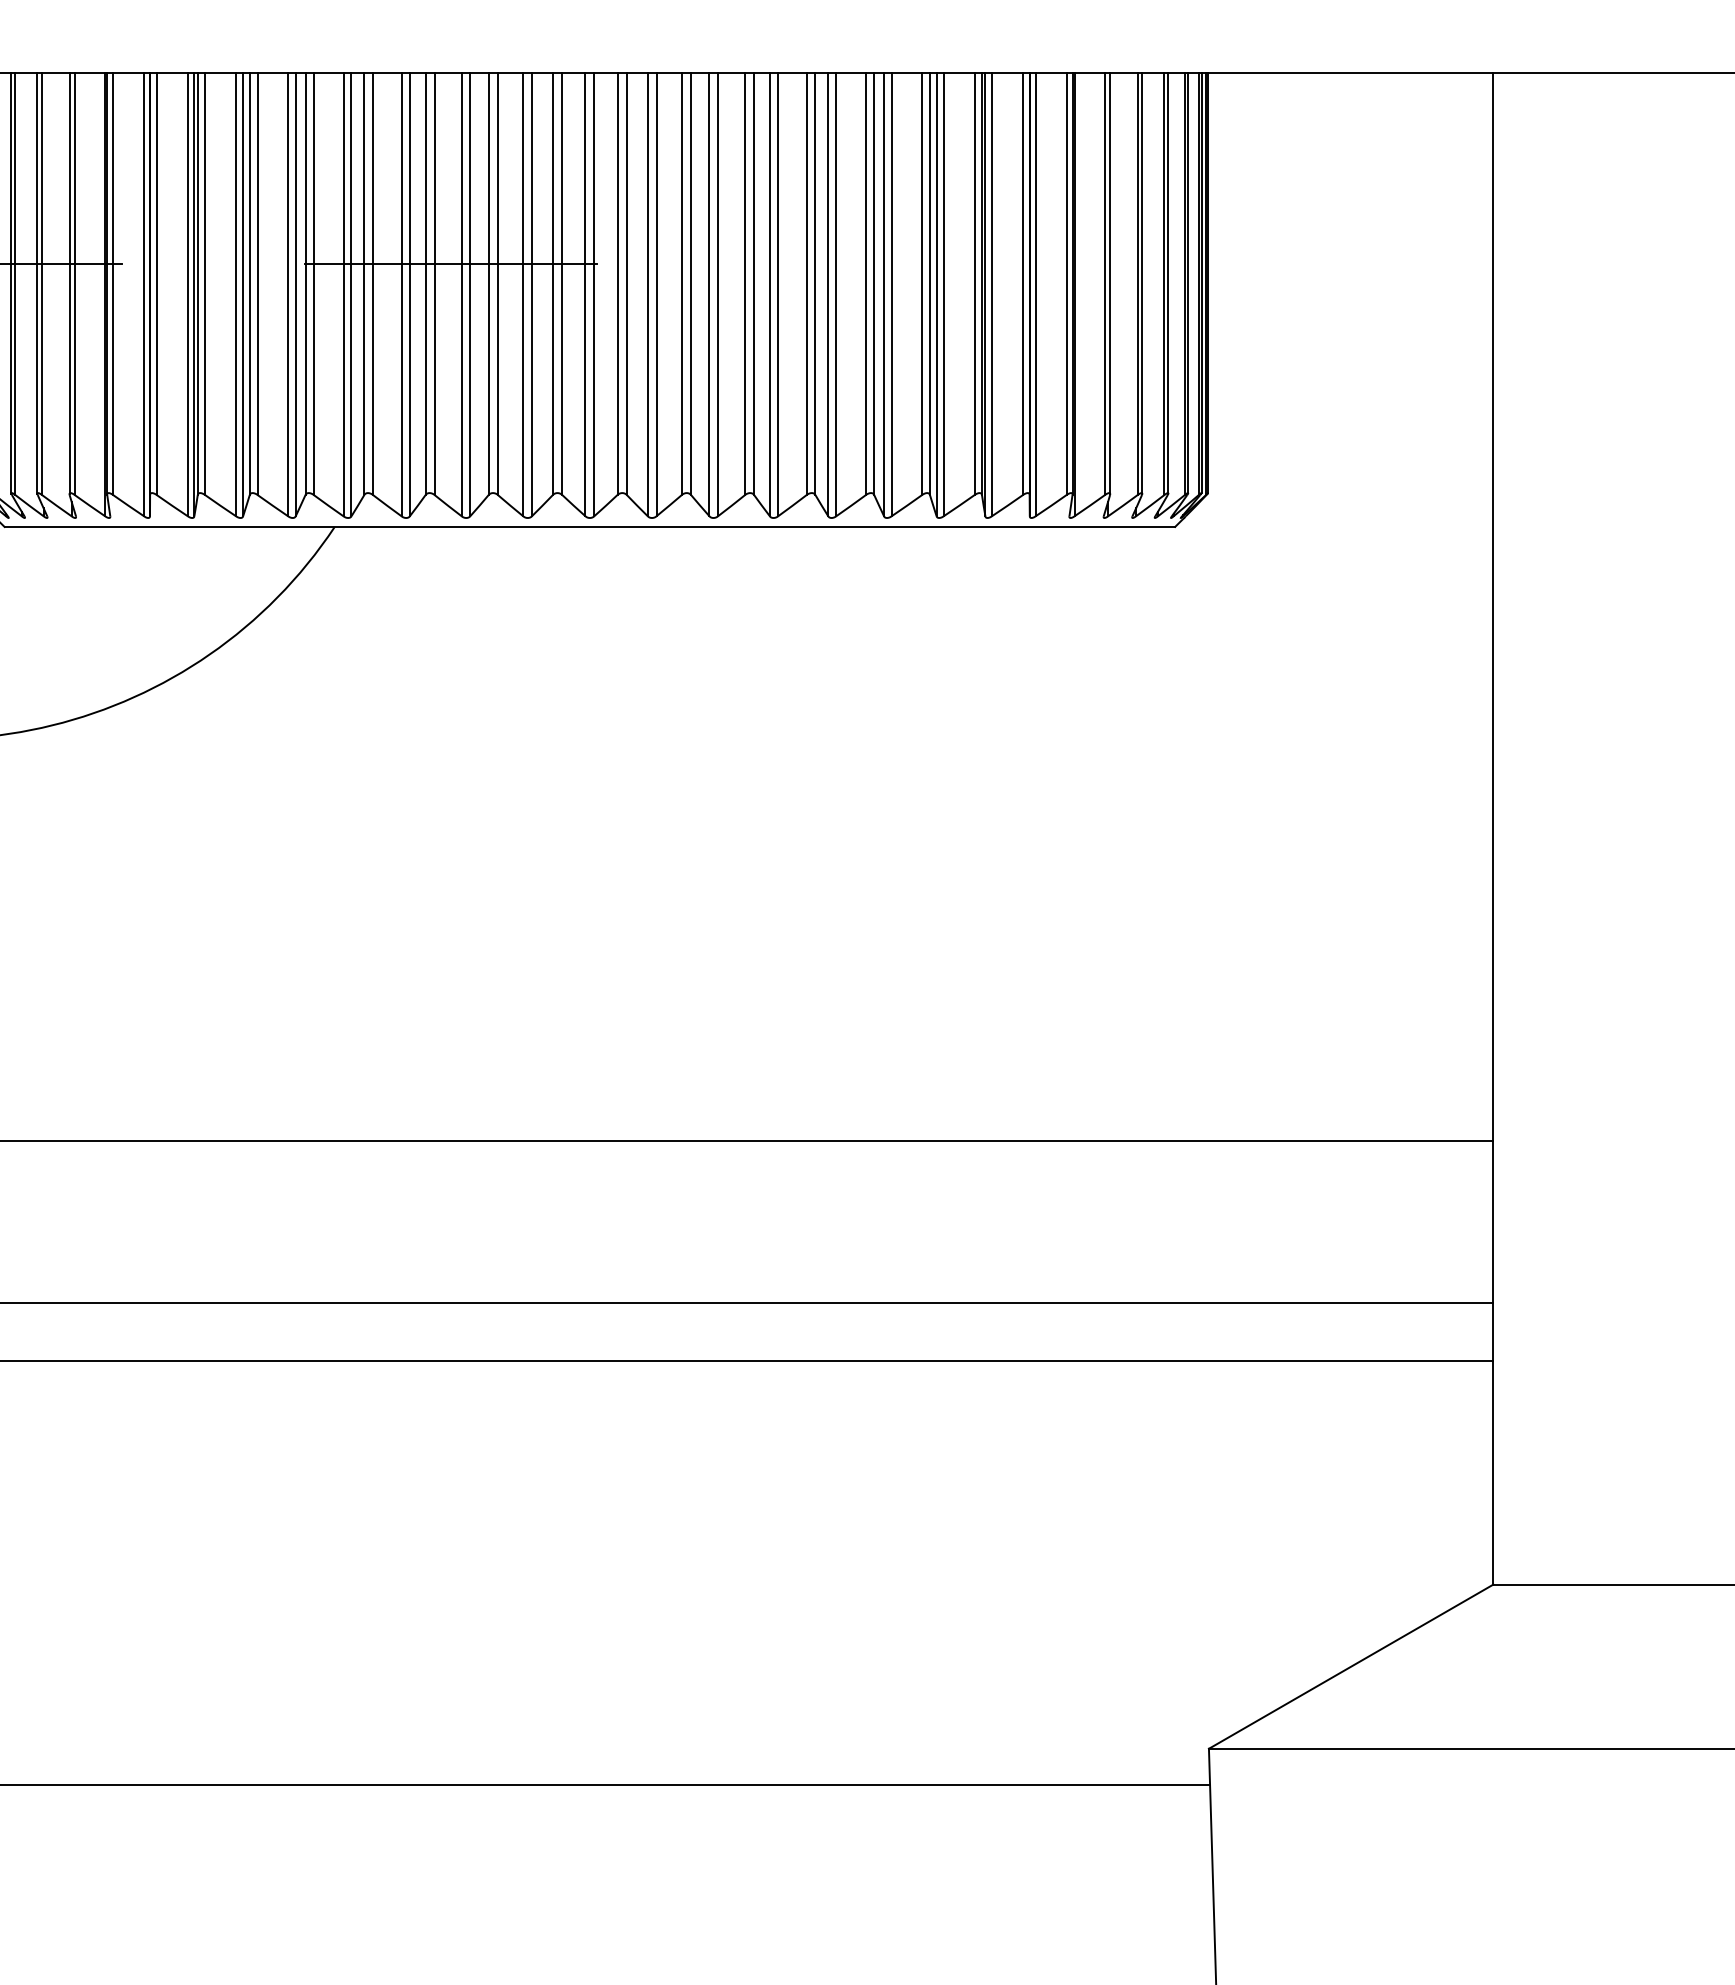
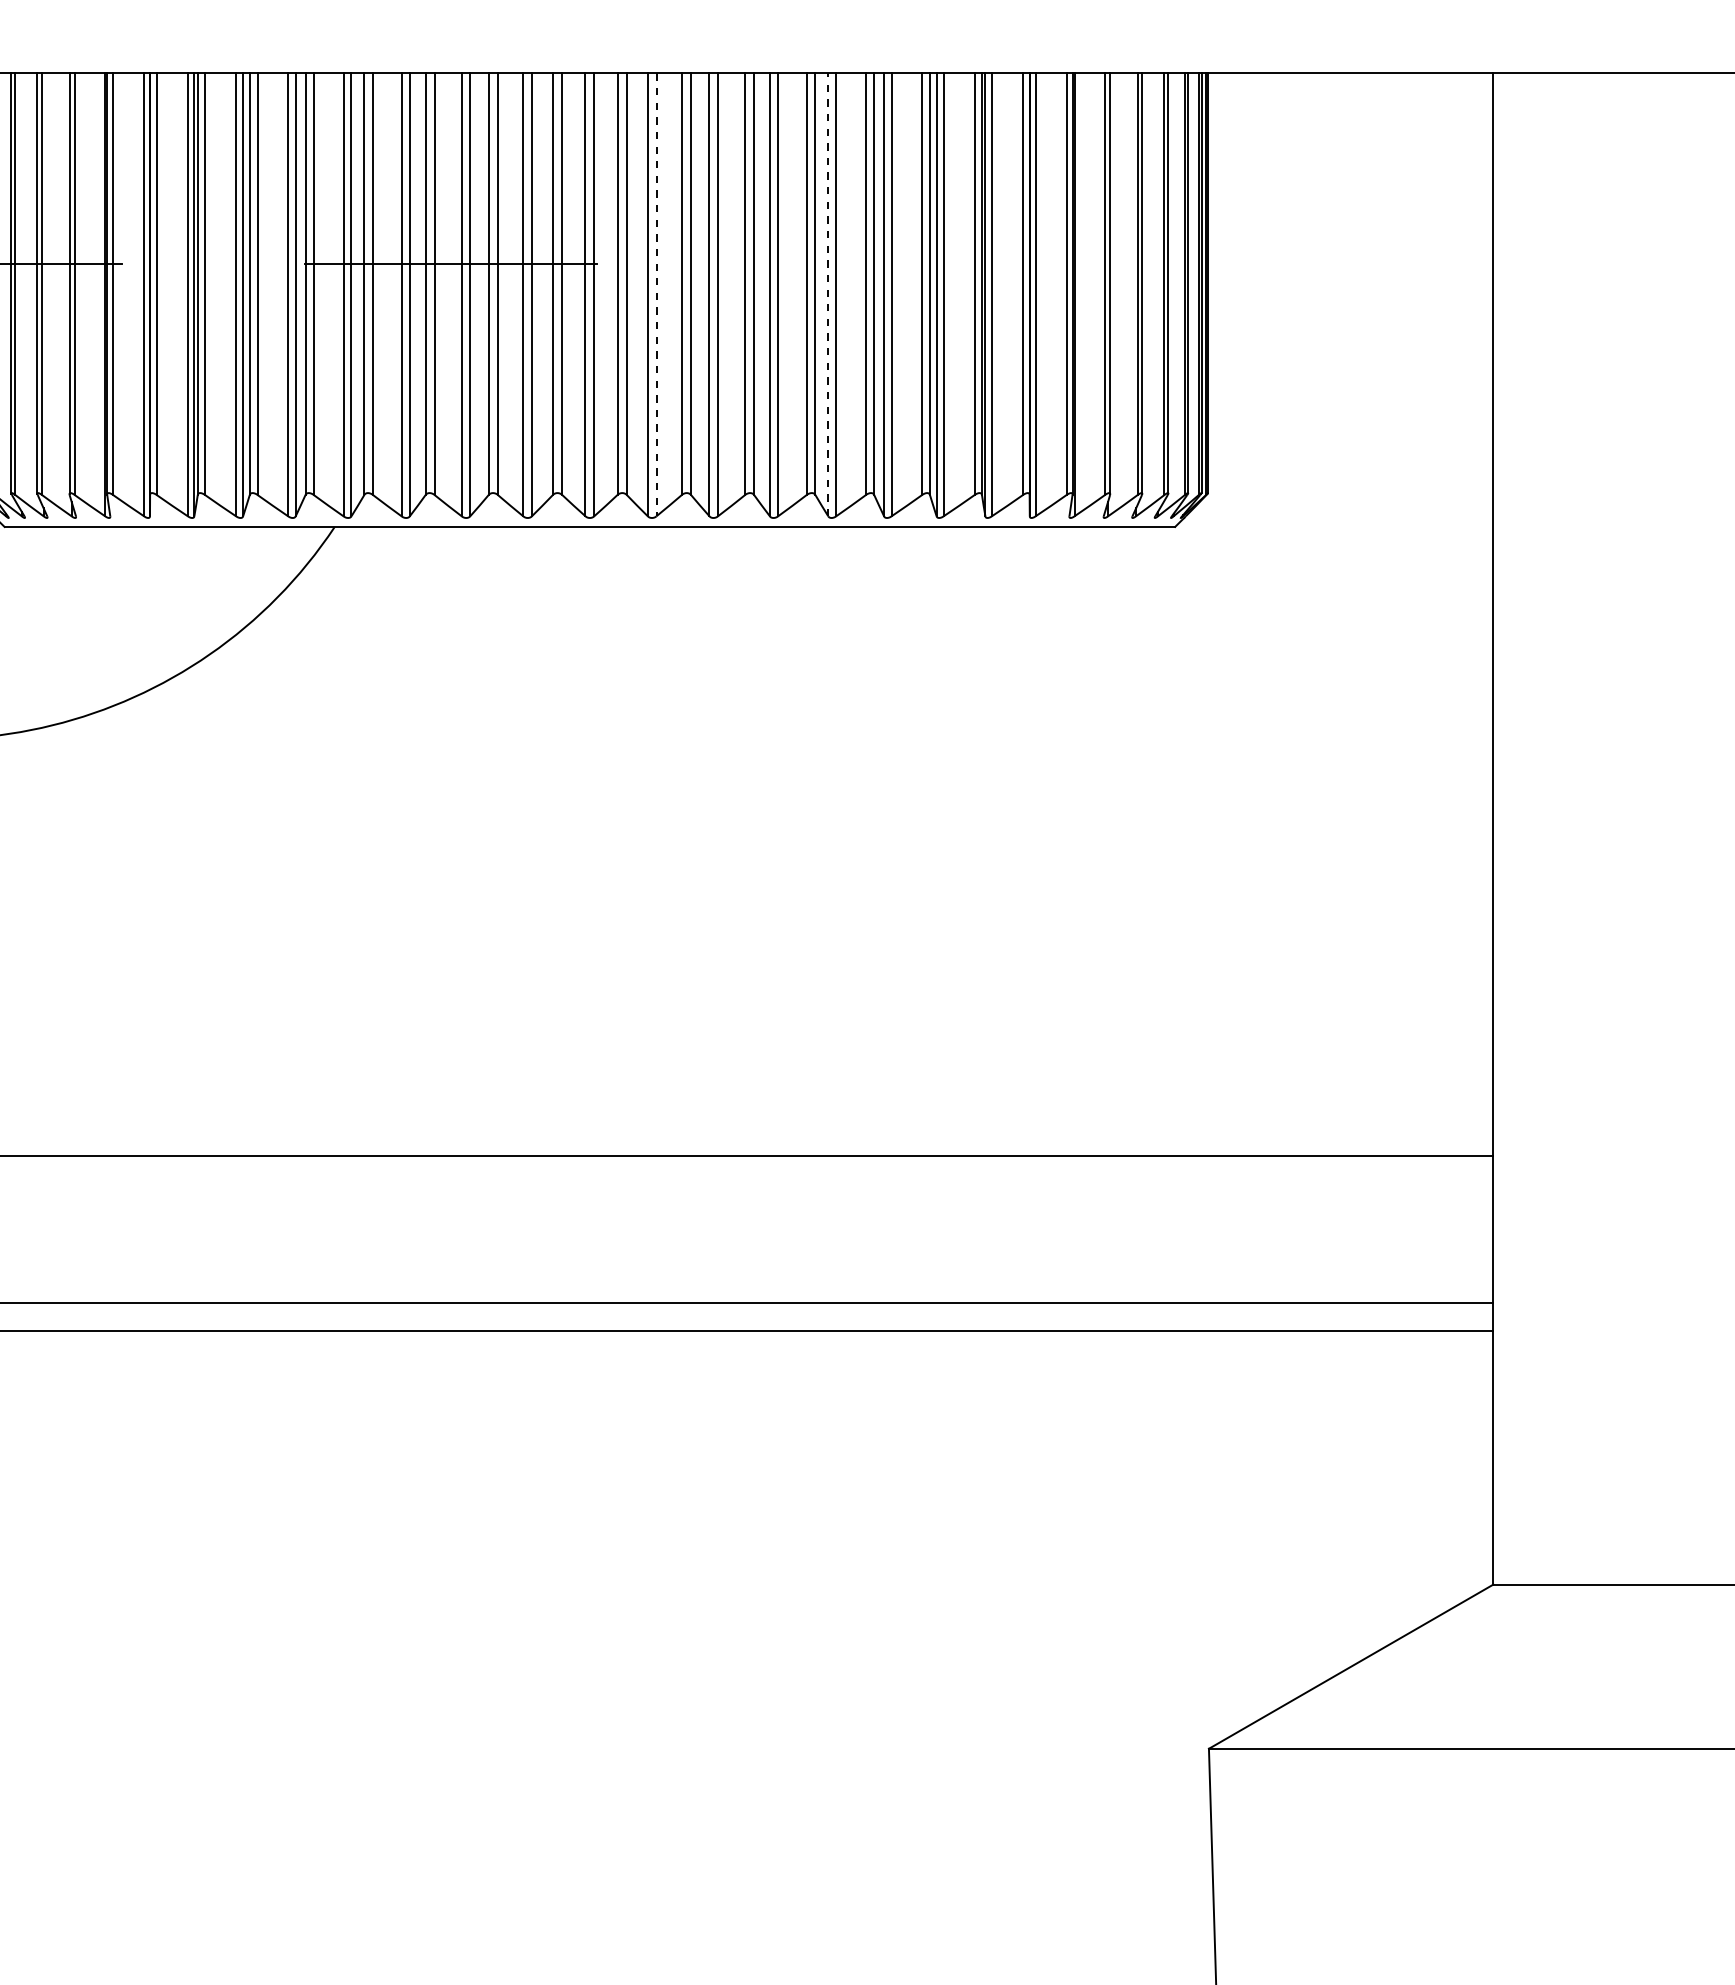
line: solid -> dashed (828, 294)
line: solid -> dashed (656, 295)
line position: (747, 1141) -> (747, 1156) (747, 1156)
line position: (747, 1361) -> (747, 1331) (747, 1331)
line: present -> none (606, 1785)
